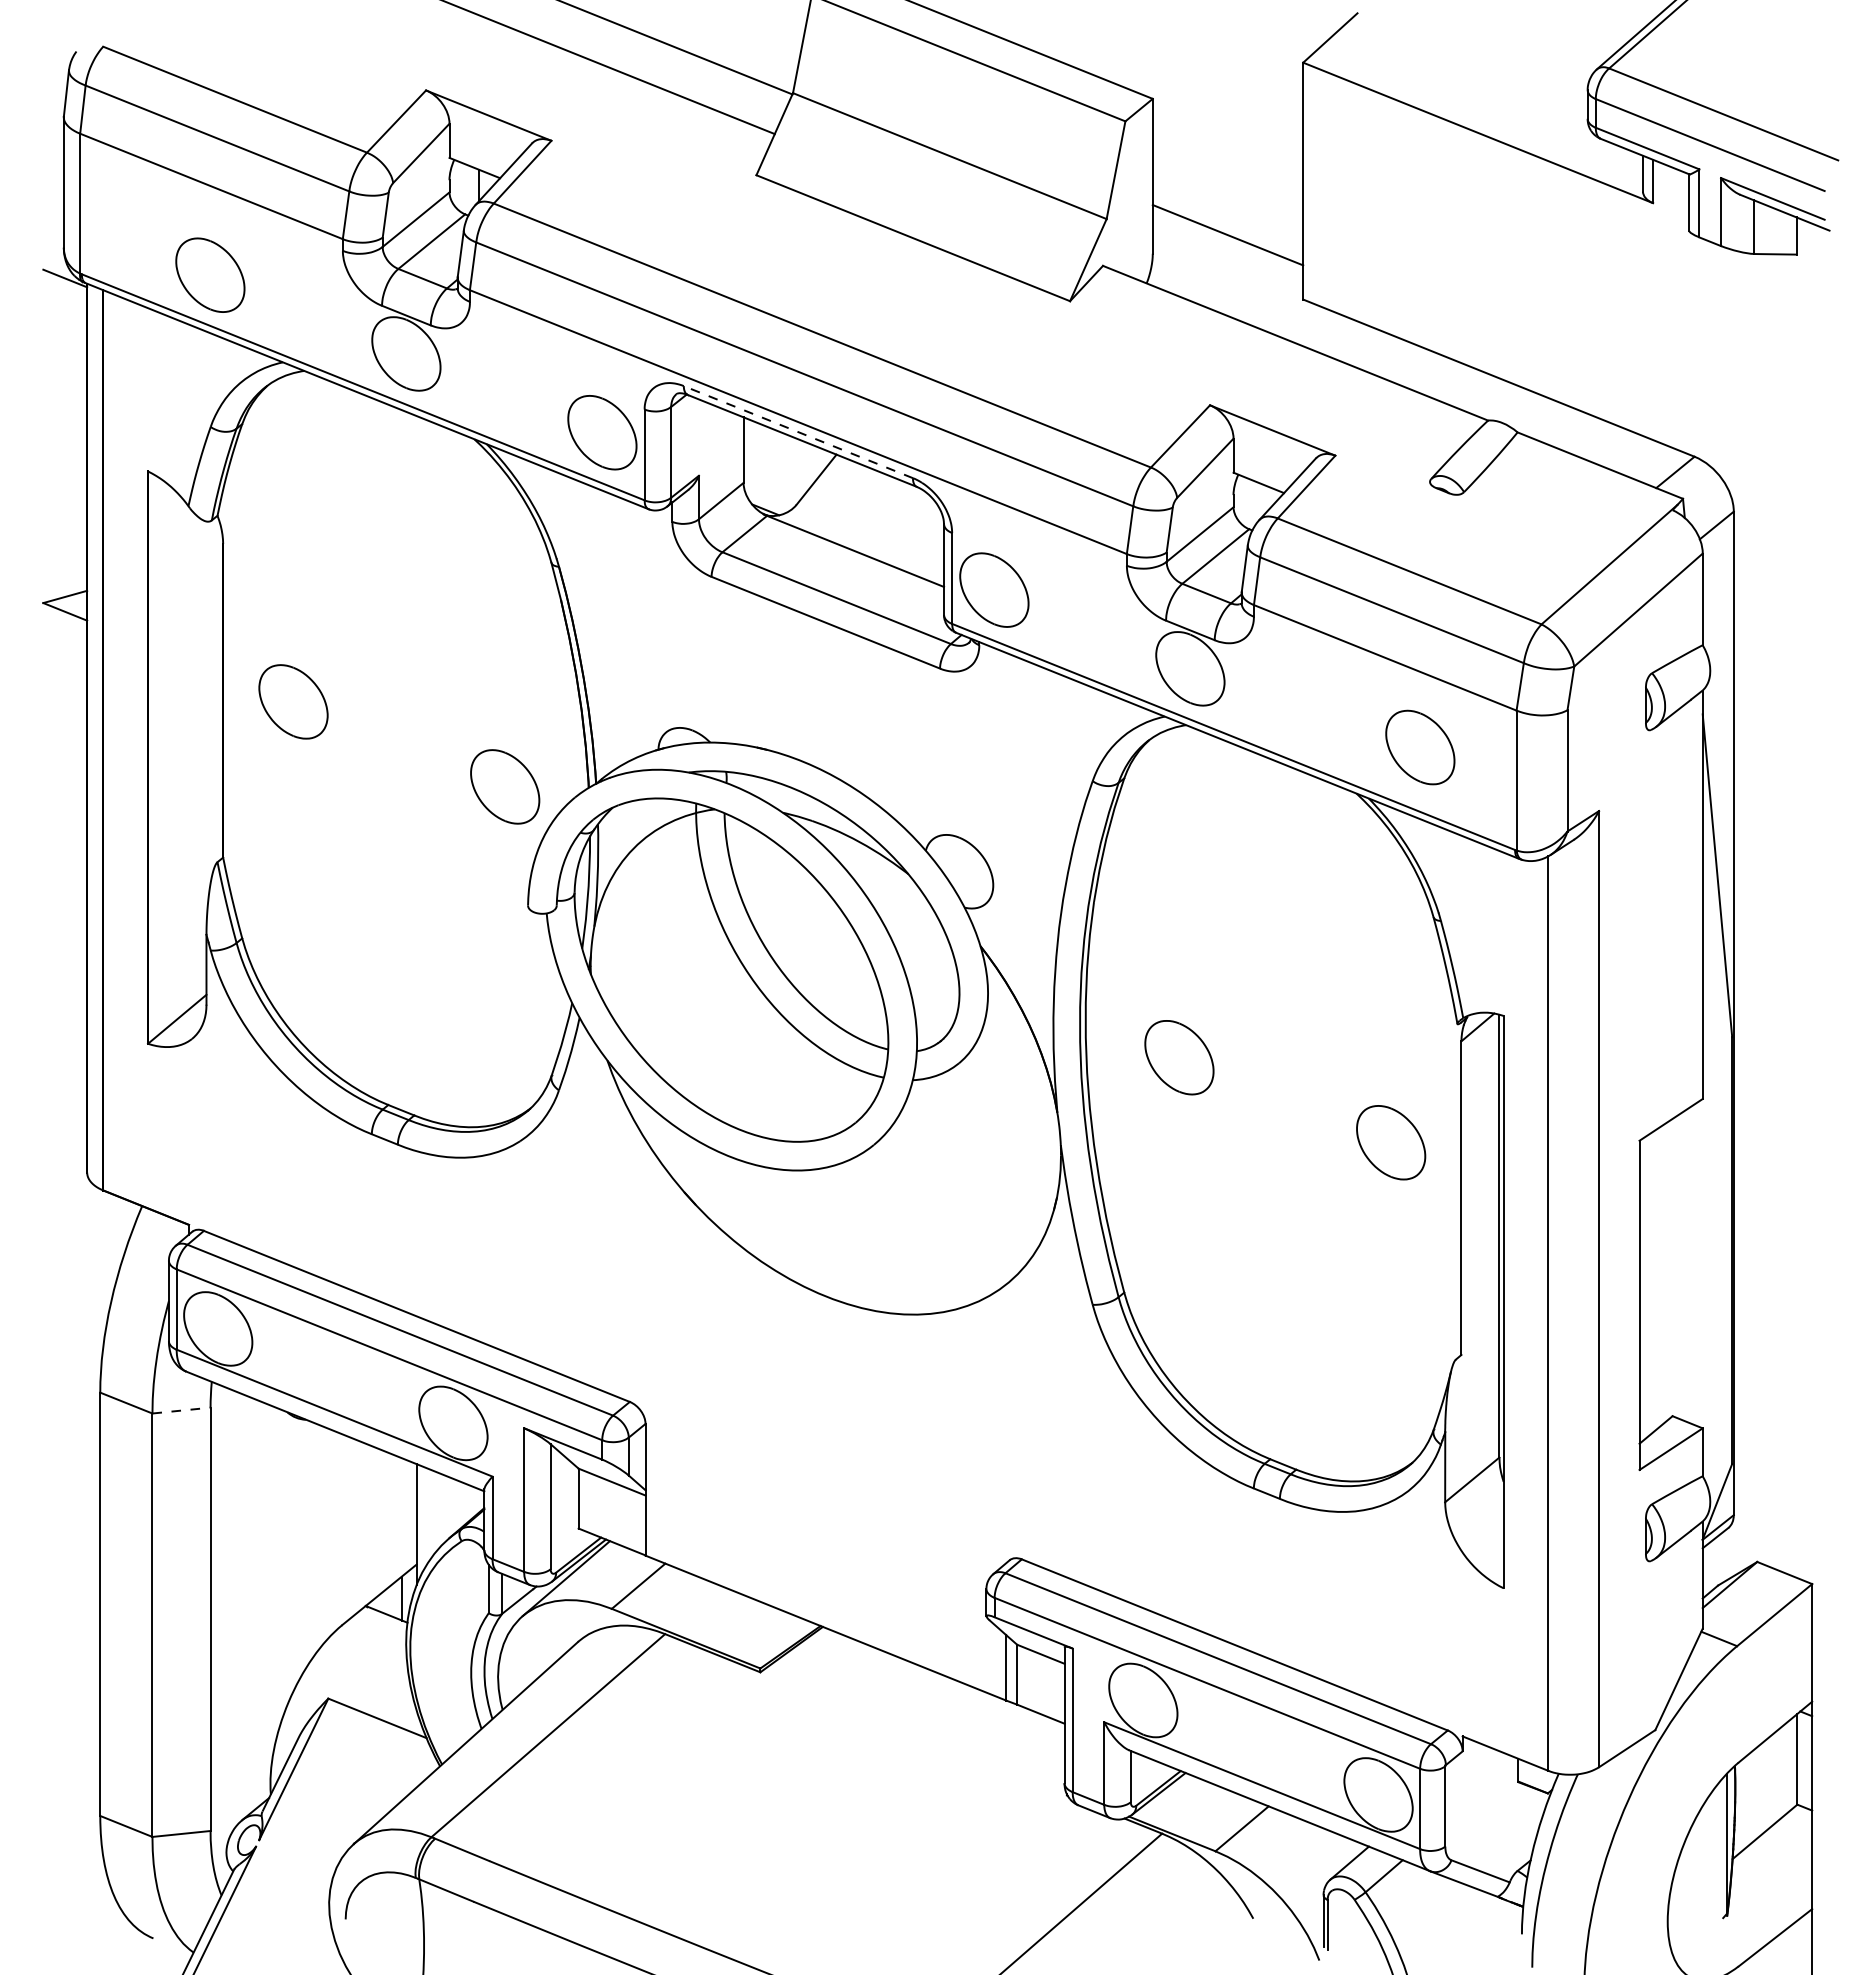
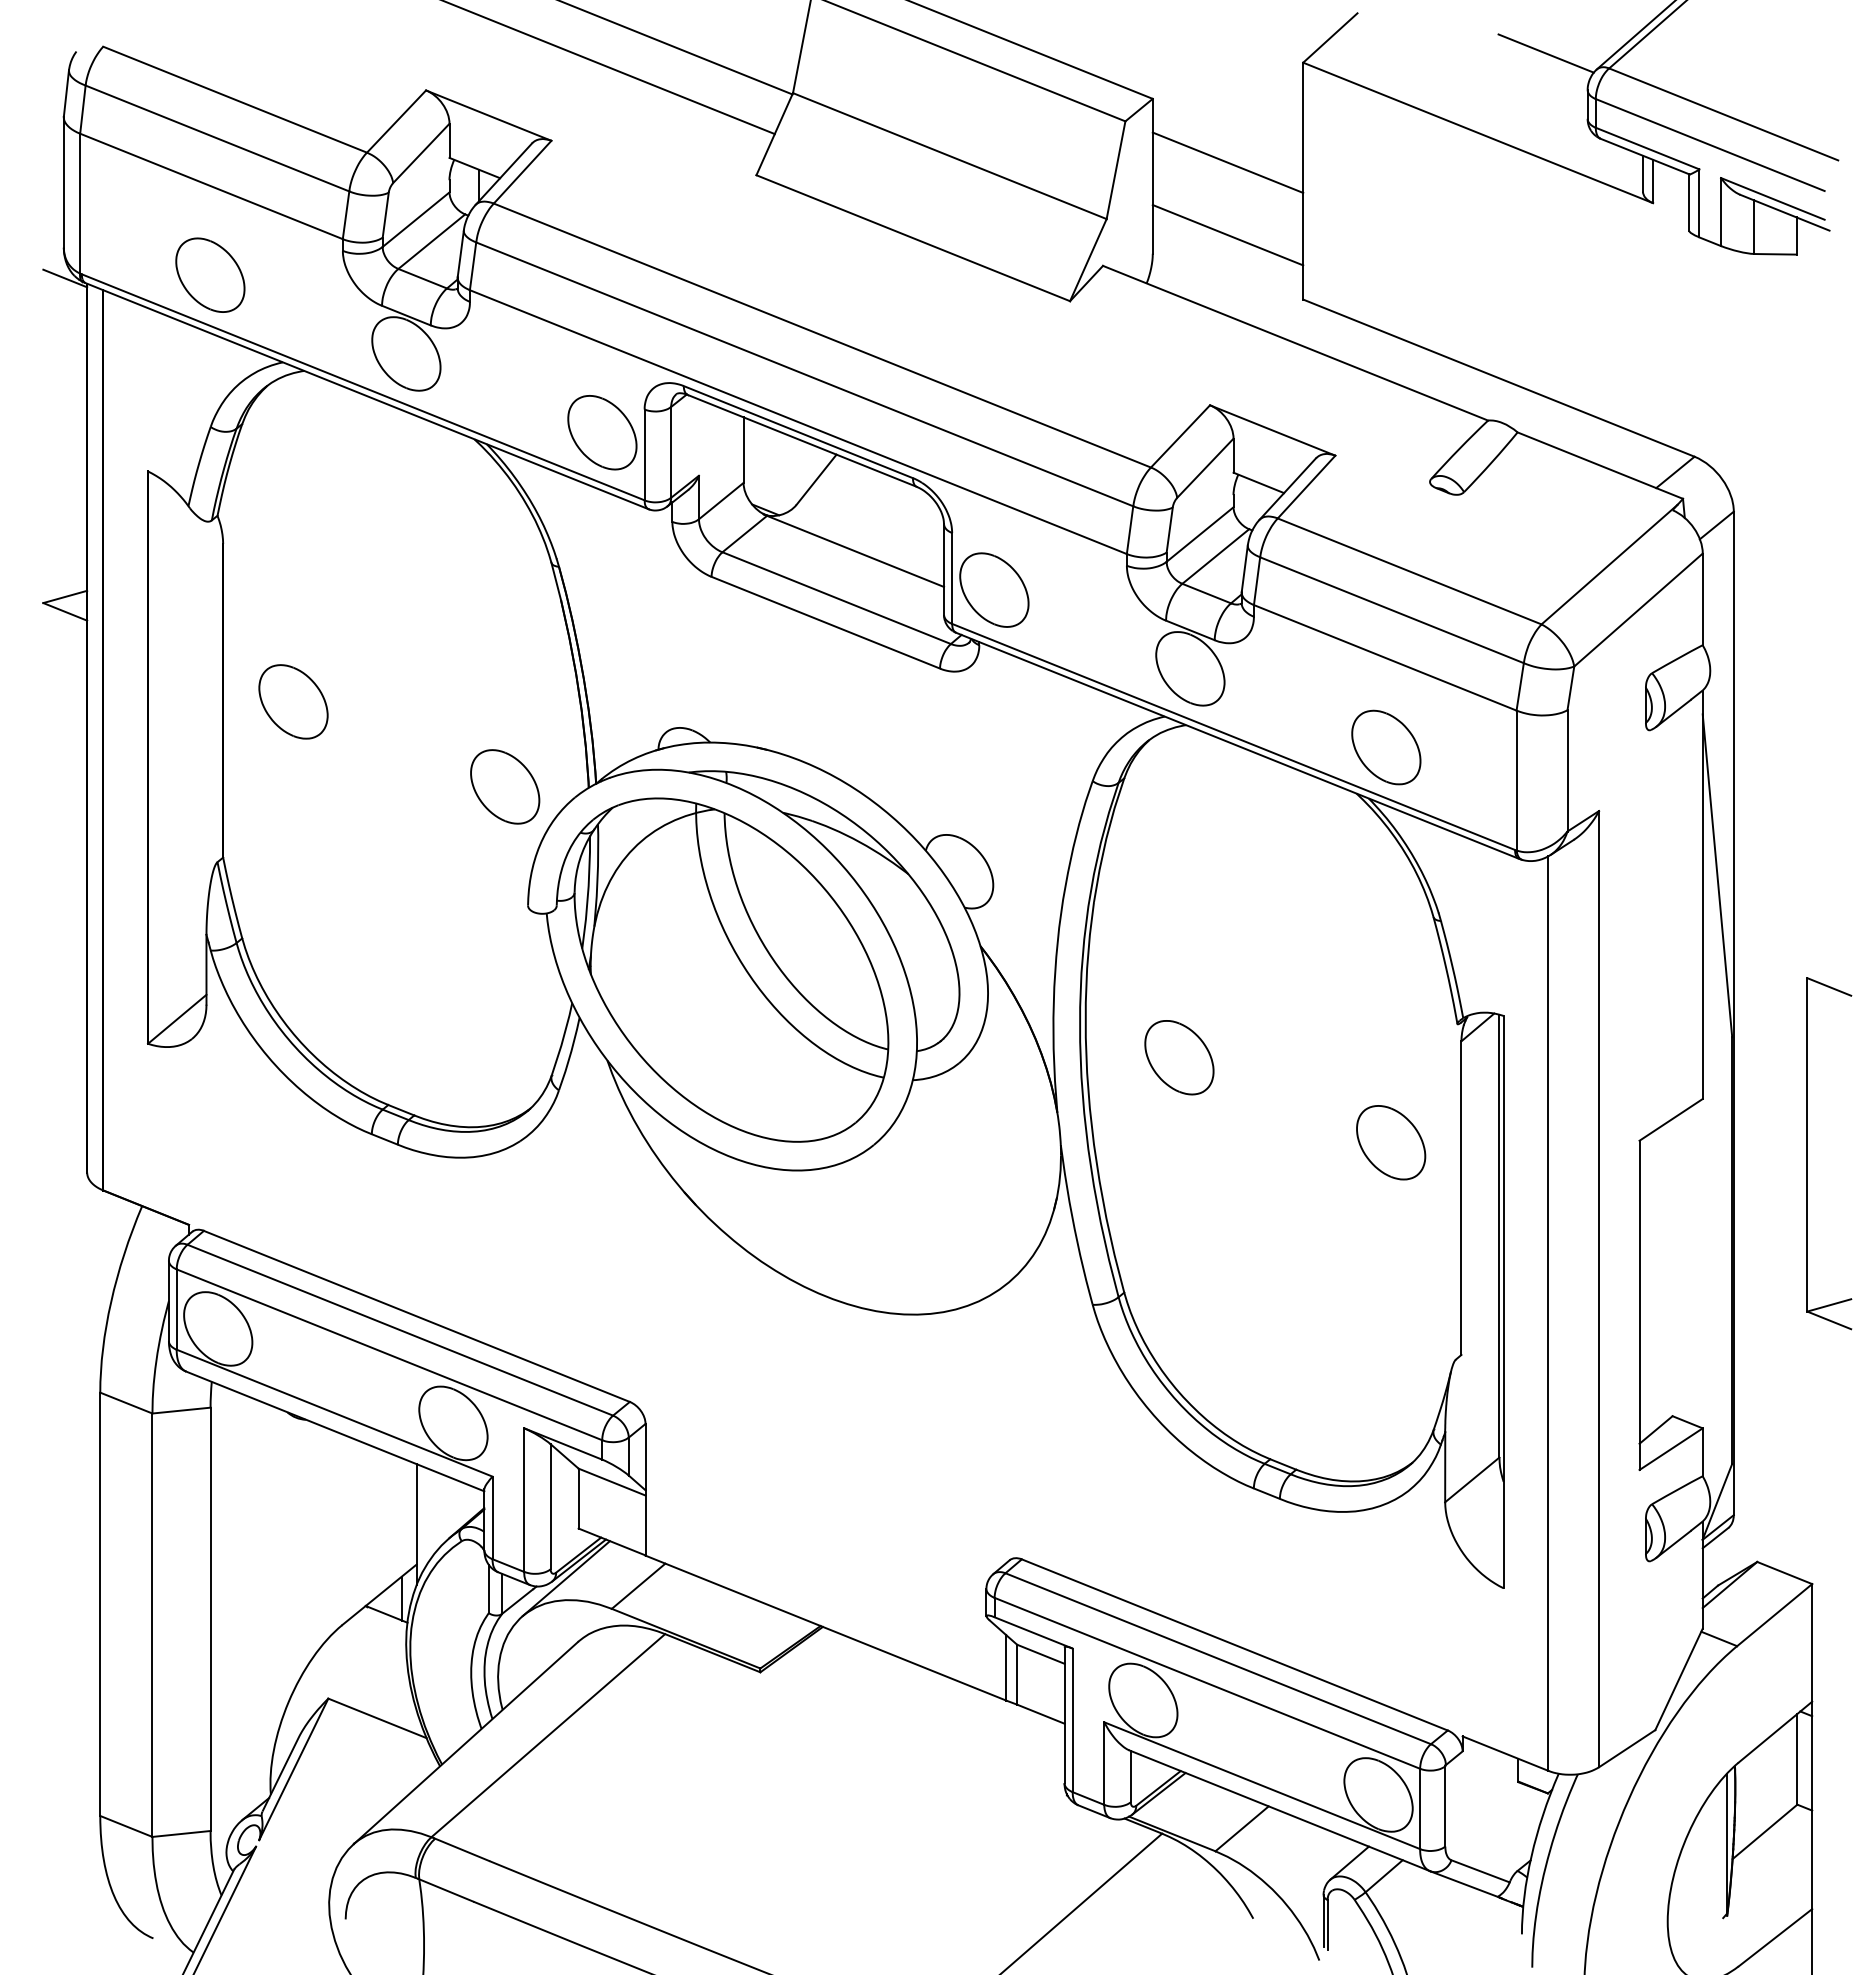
line: none -> present (1545, 53)
line: none -> present (1227, 162)
line: dashed -> solid (797, 431)
part position: (1420, 747) -> (1386, 747) (1386, 747)
part: none -> present (1807, 1153)
line: dashed -> solid (181, 1410)
